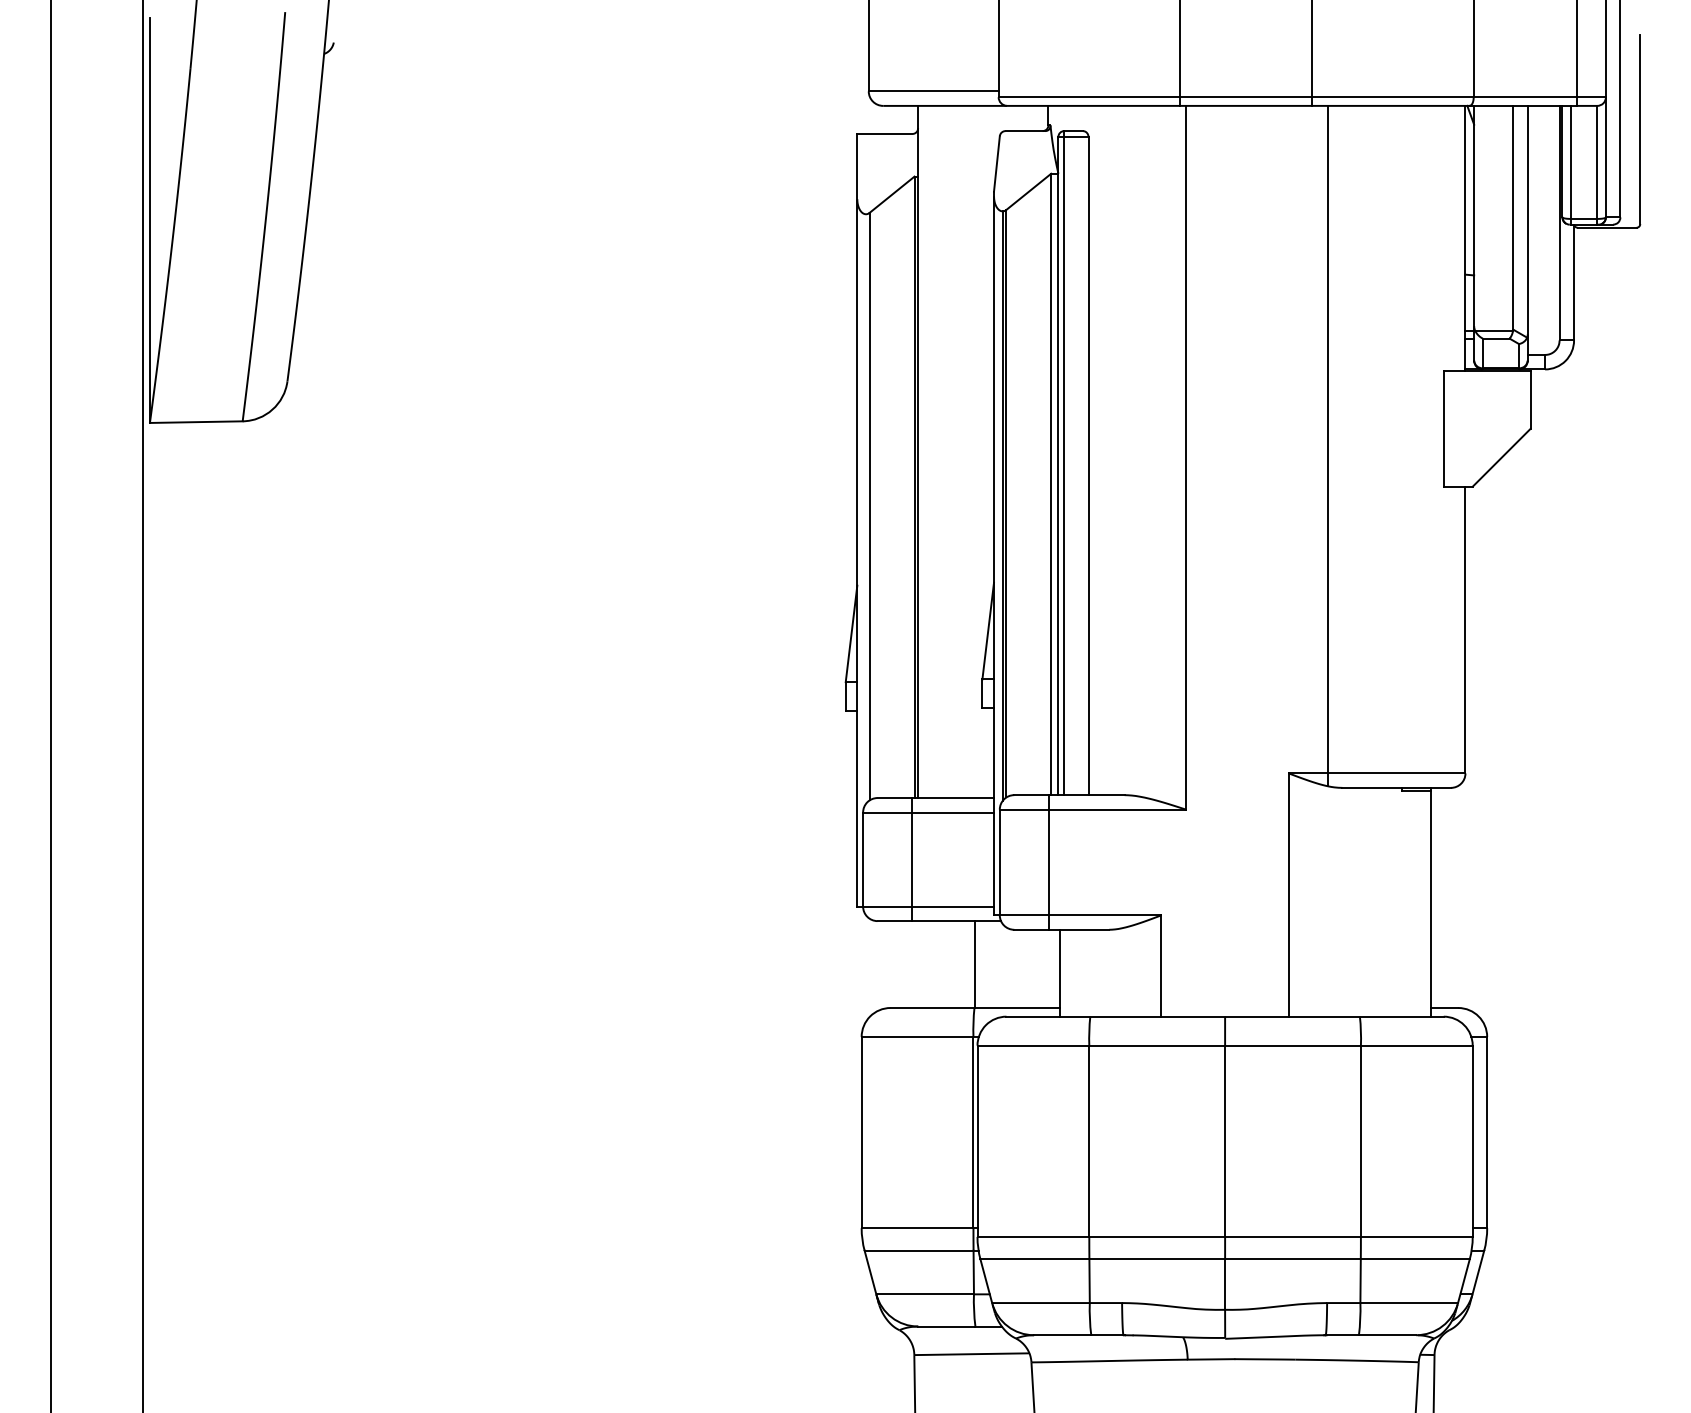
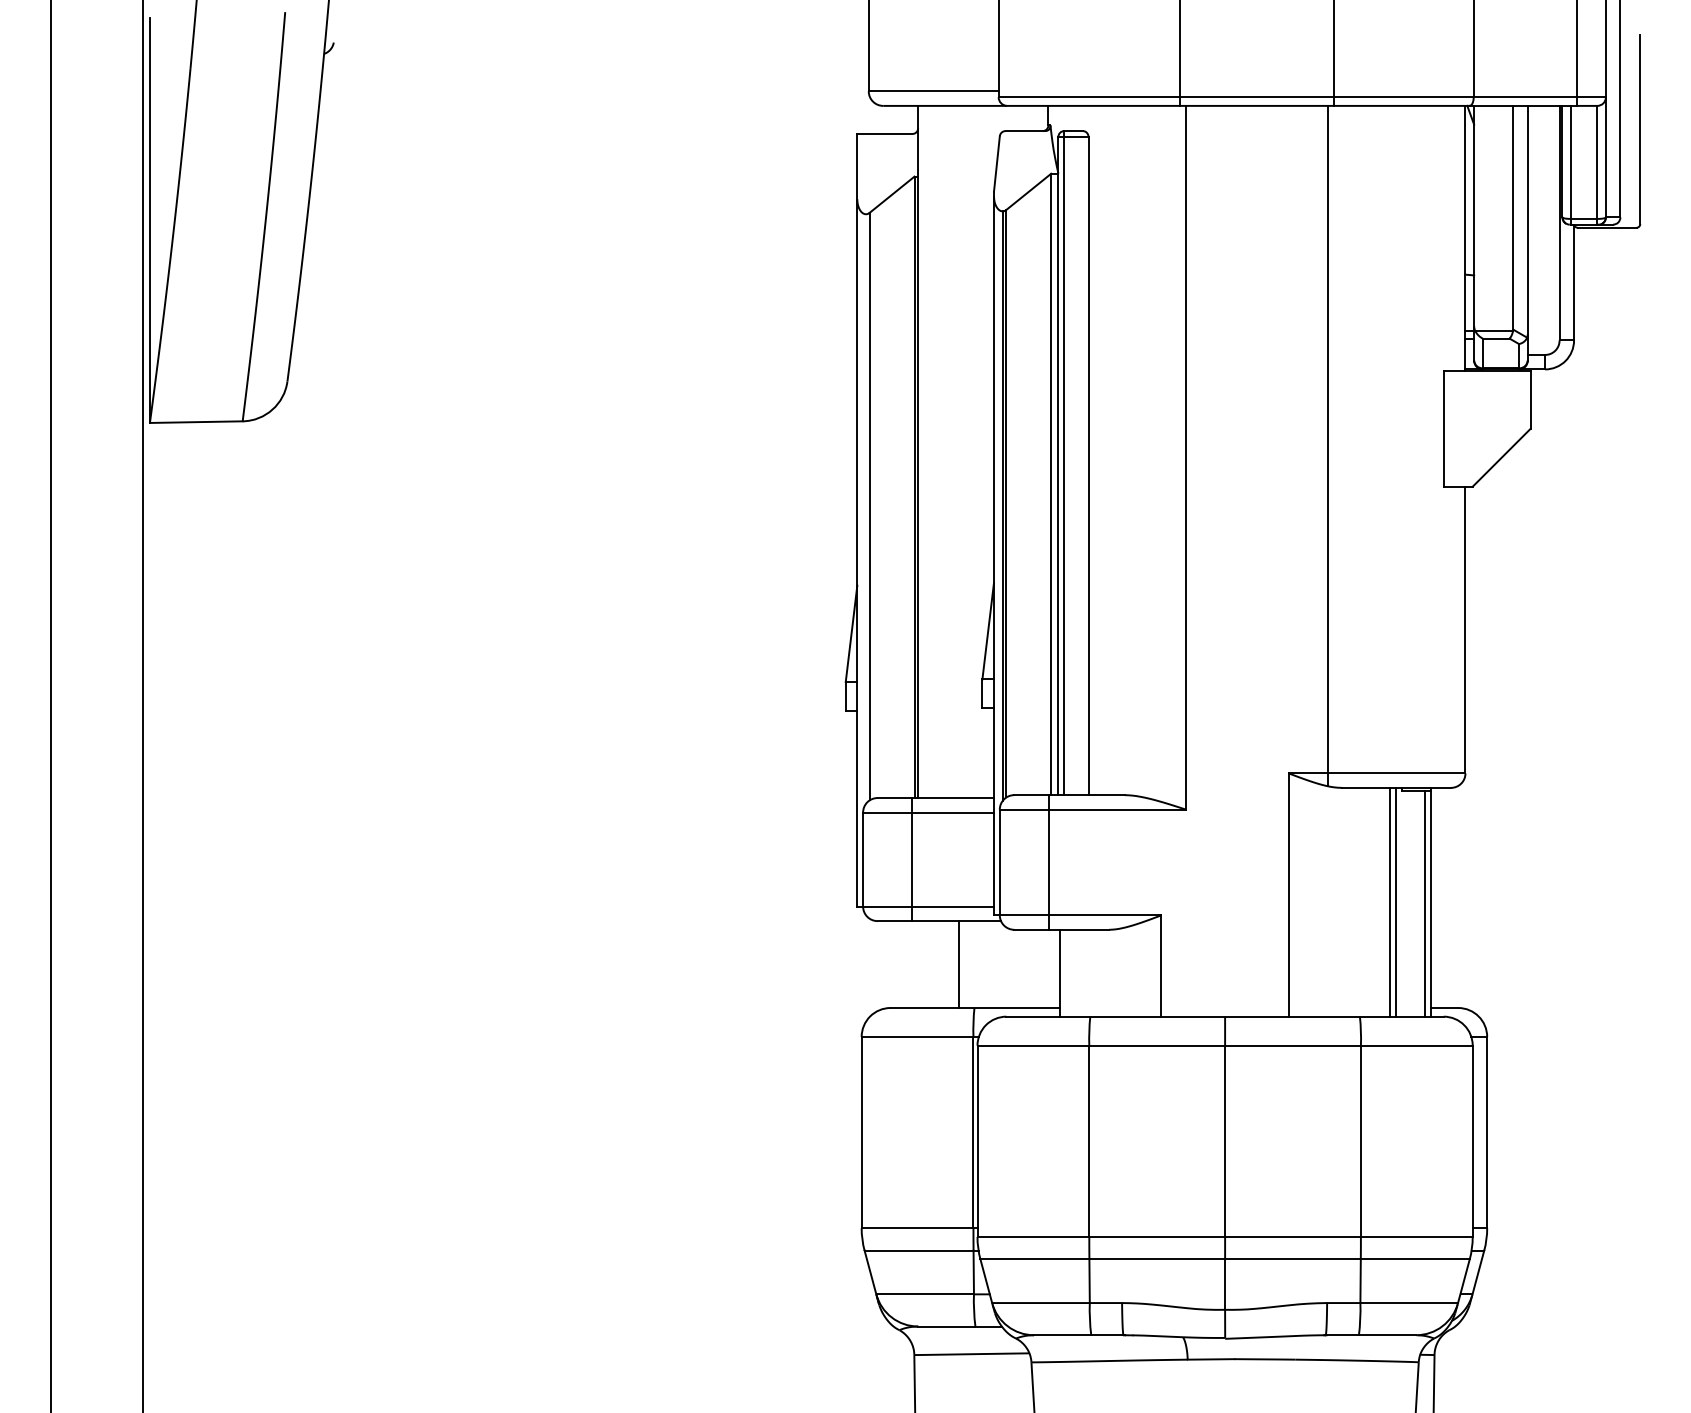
line position: (1312, 53) -> (1334, 53) (1334, 53)
line: none -> present (1390, 901)
line: none -> present (1395, 901)
line: none -> present (1424, 903)
line position: (974, 964) -> (958, 964) (958, 964)
